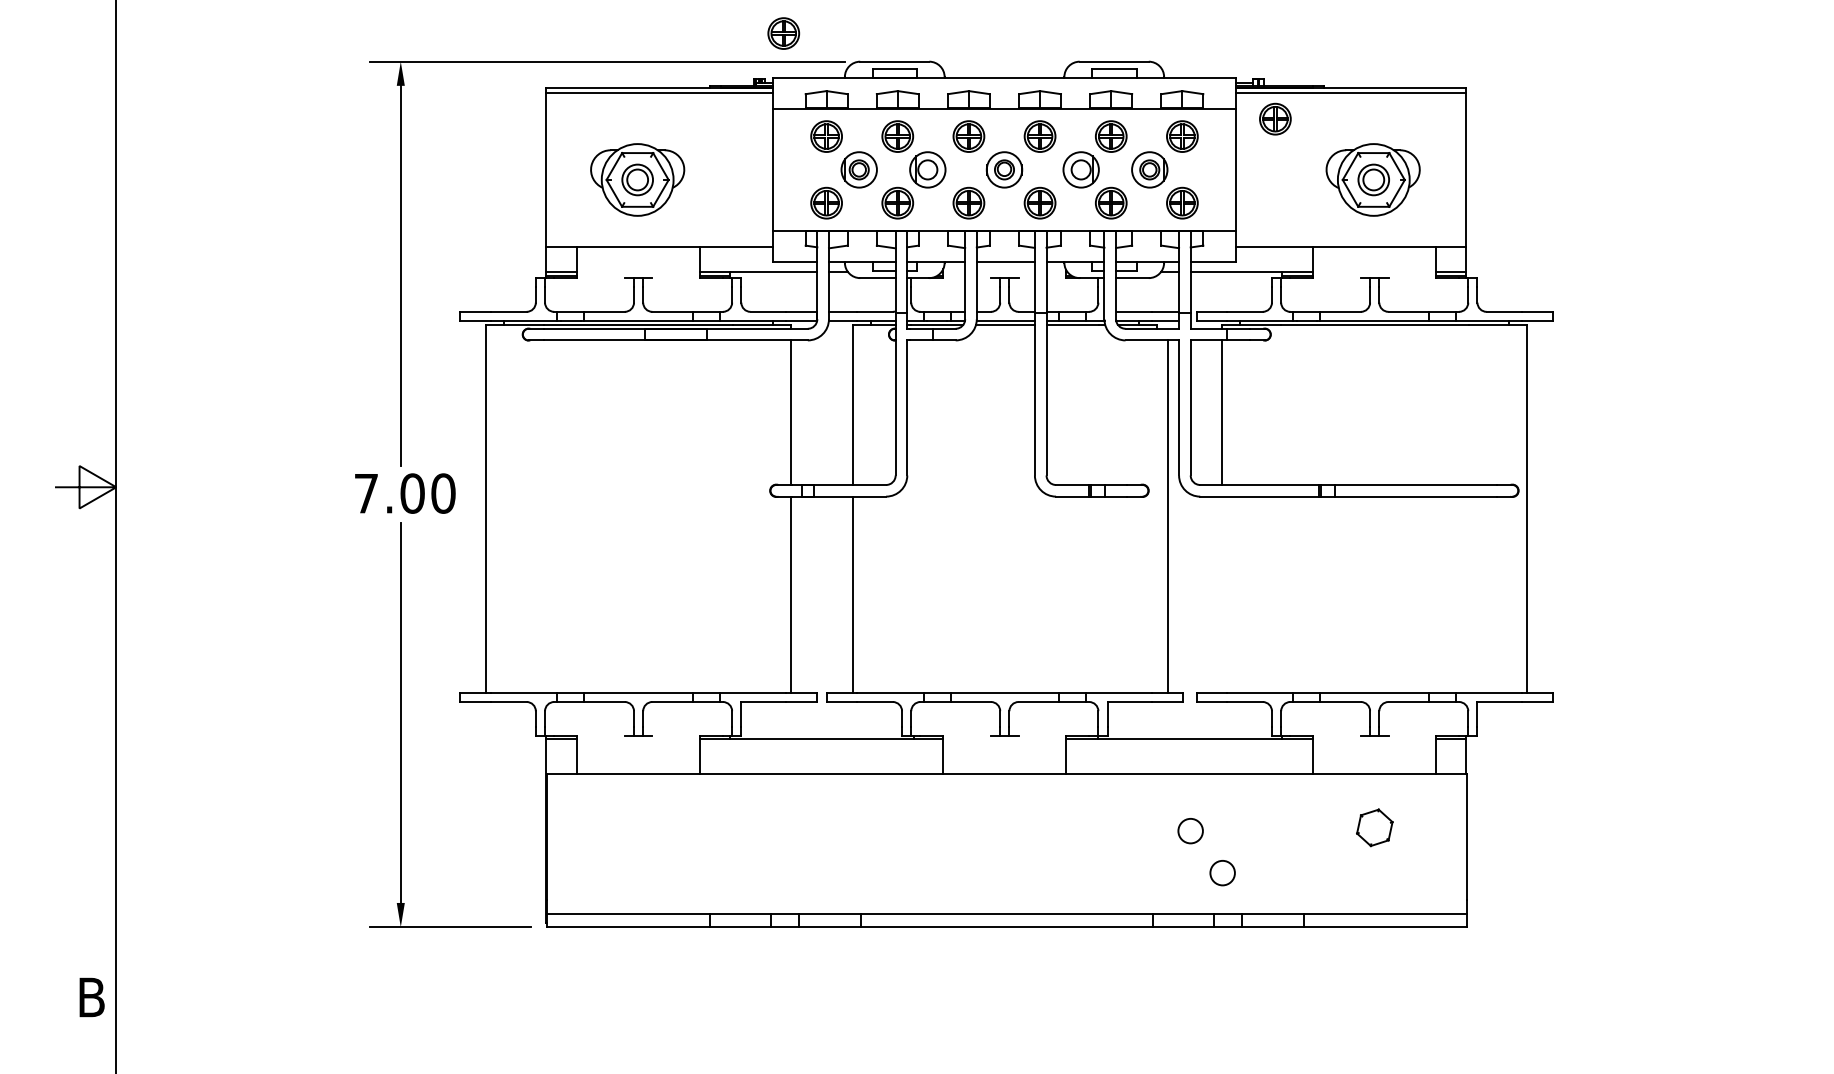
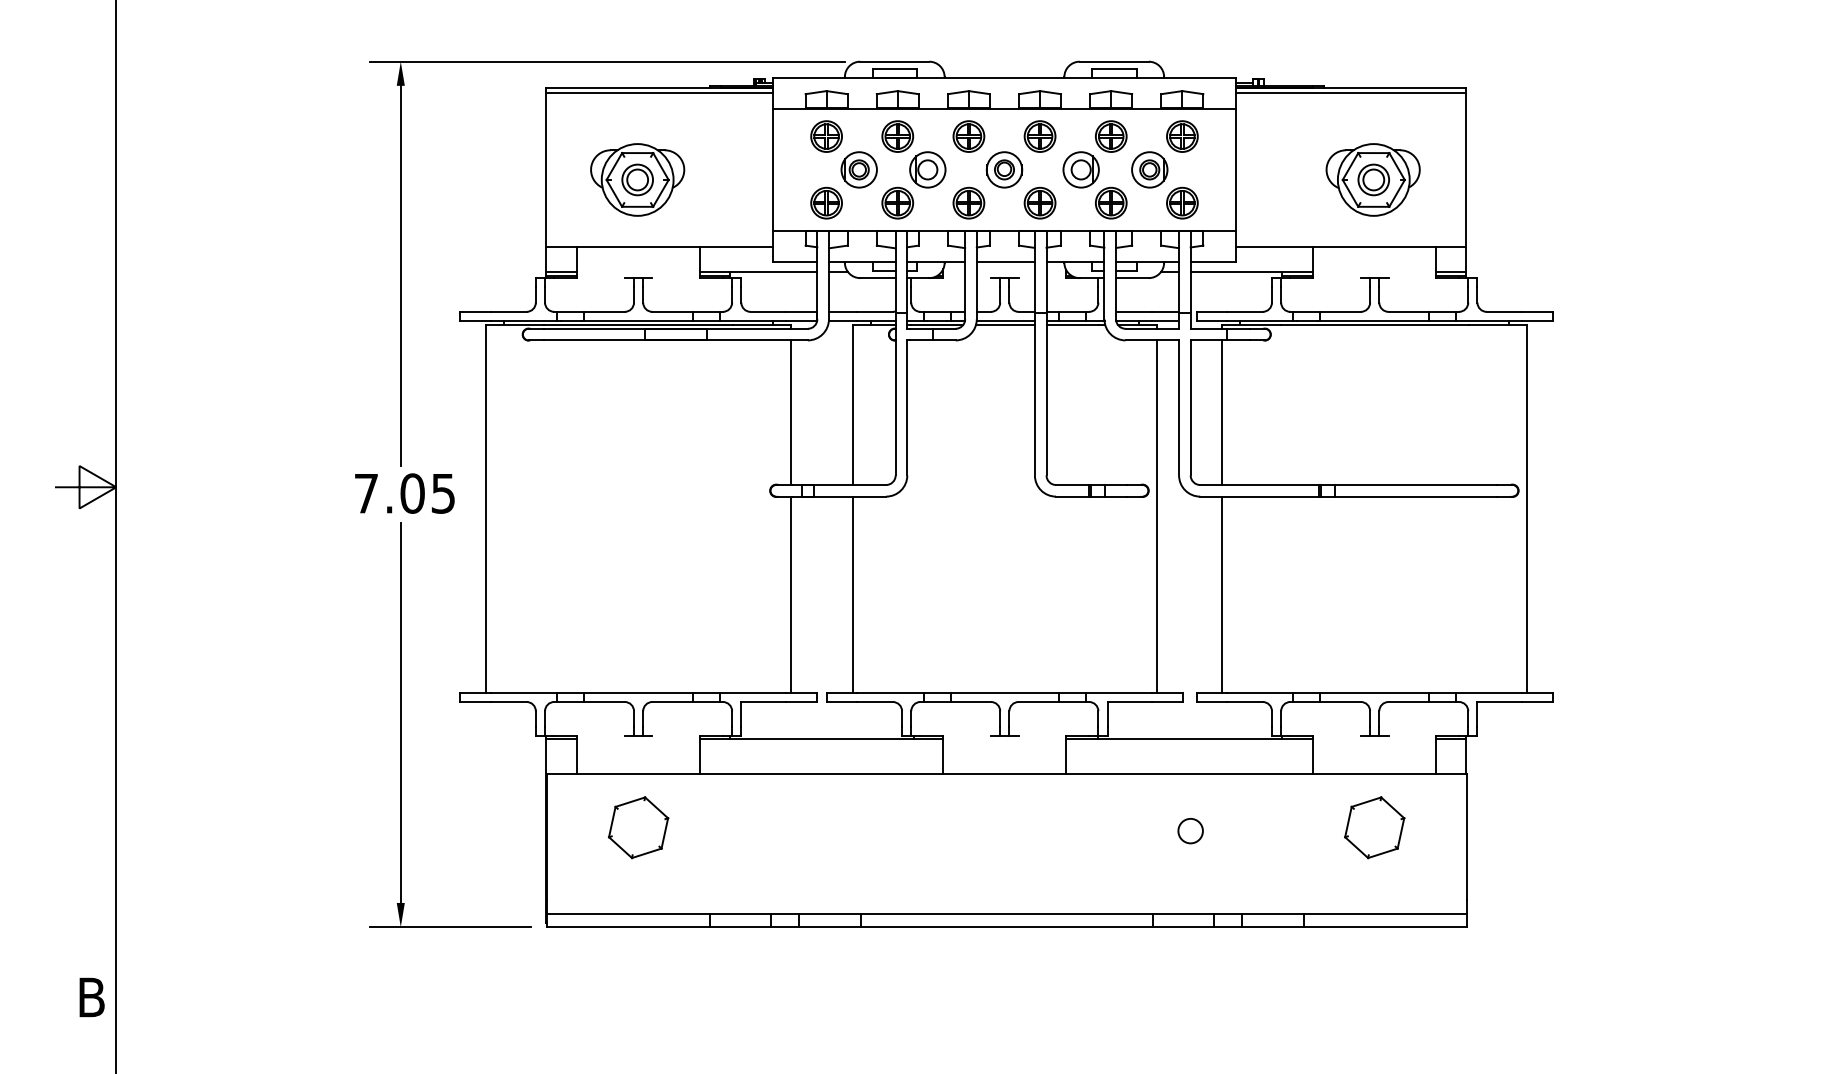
part: present -> none (783, 33)
part: present -> none (1275, 118)
text: 7.00 -> 7.05 (443, 493)
line position: (1168, 516) -> (1157, 516) (1157, 516)
line: none -> present (1222, 594)
part: none -> present (638, 827)
part size: 38x40 px -> 62x64 px (1374, 827)
circle: present -> none (1222, 873)
